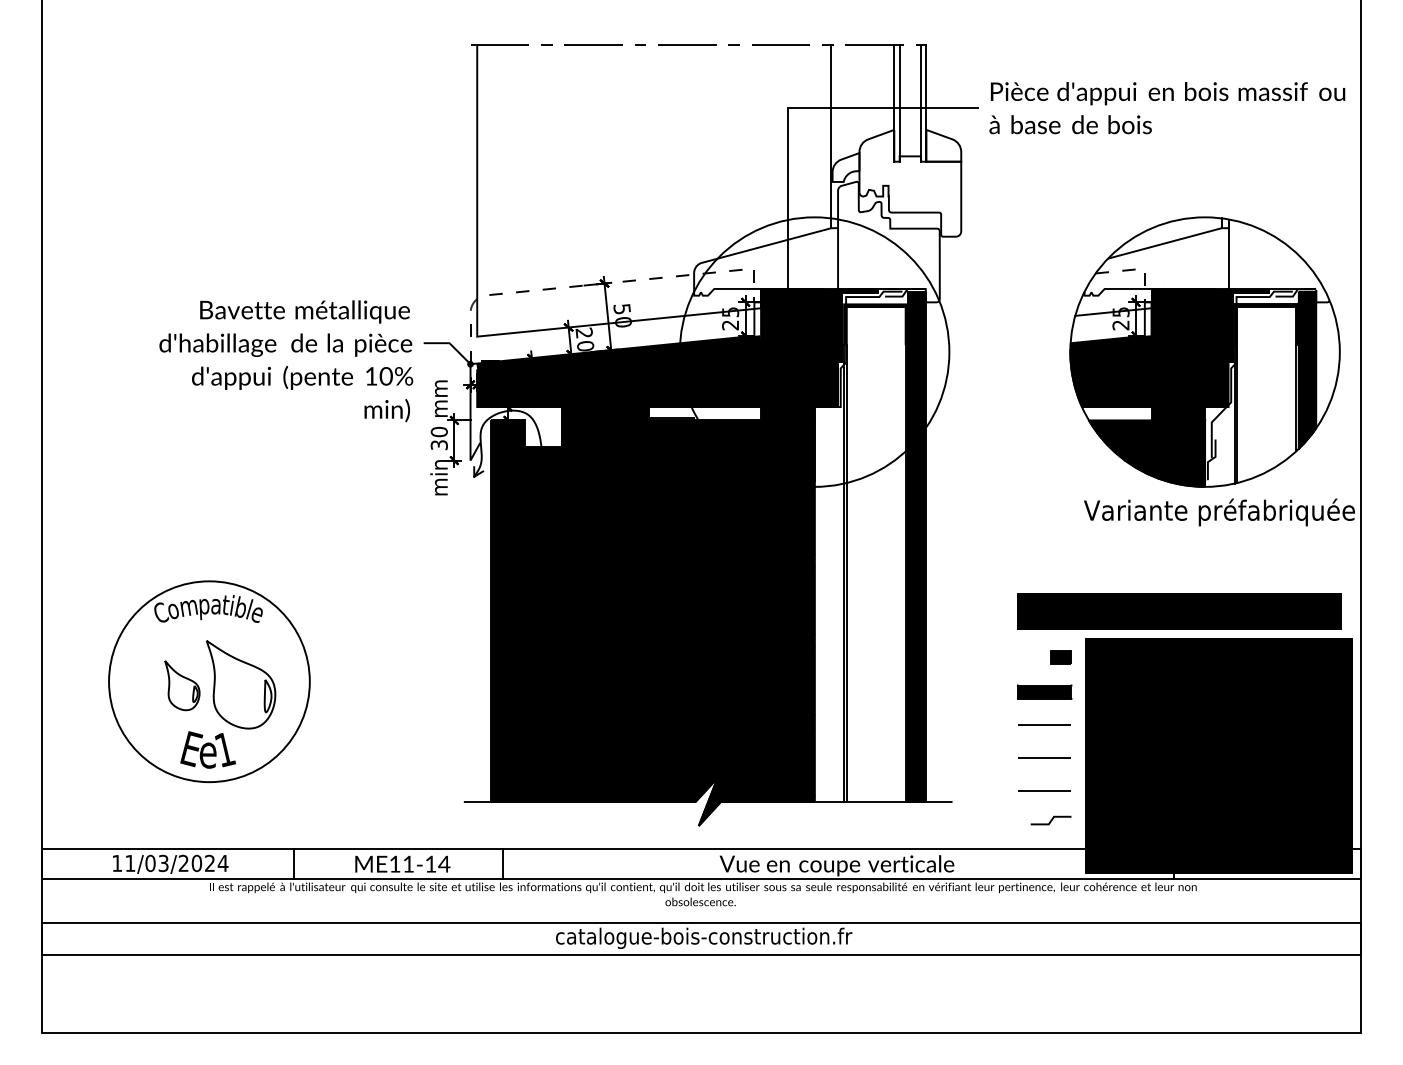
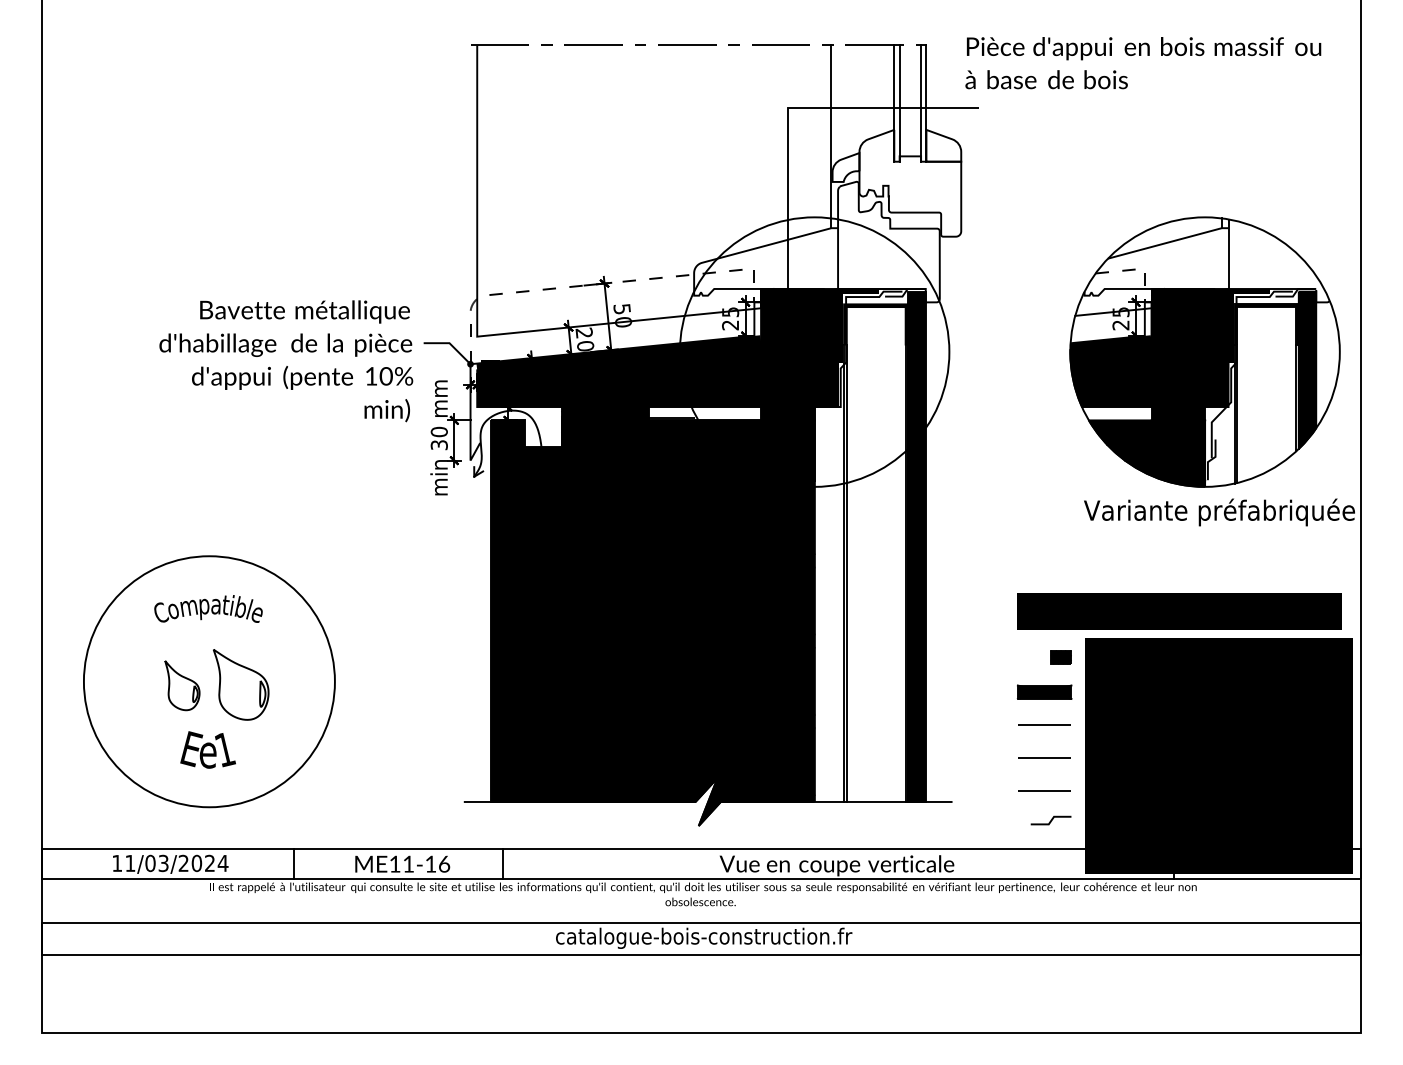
text position: (1167, 108) -> (1143, 63) (1143, 63)
circle diameter: 201 px -> 251 px (208, 681)
part size: 71x90 px -> 57x72 px (241, 684)
text: \c16711848;ME11-14 -> \c16711848;ME11-16 (444, 864)
